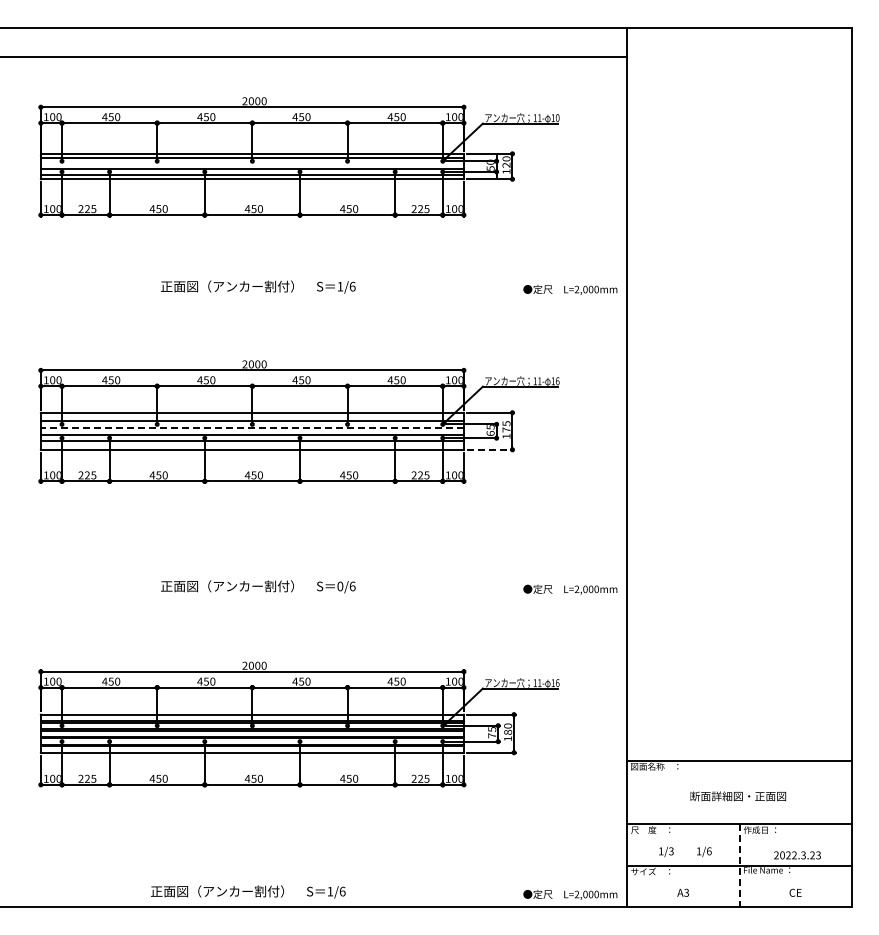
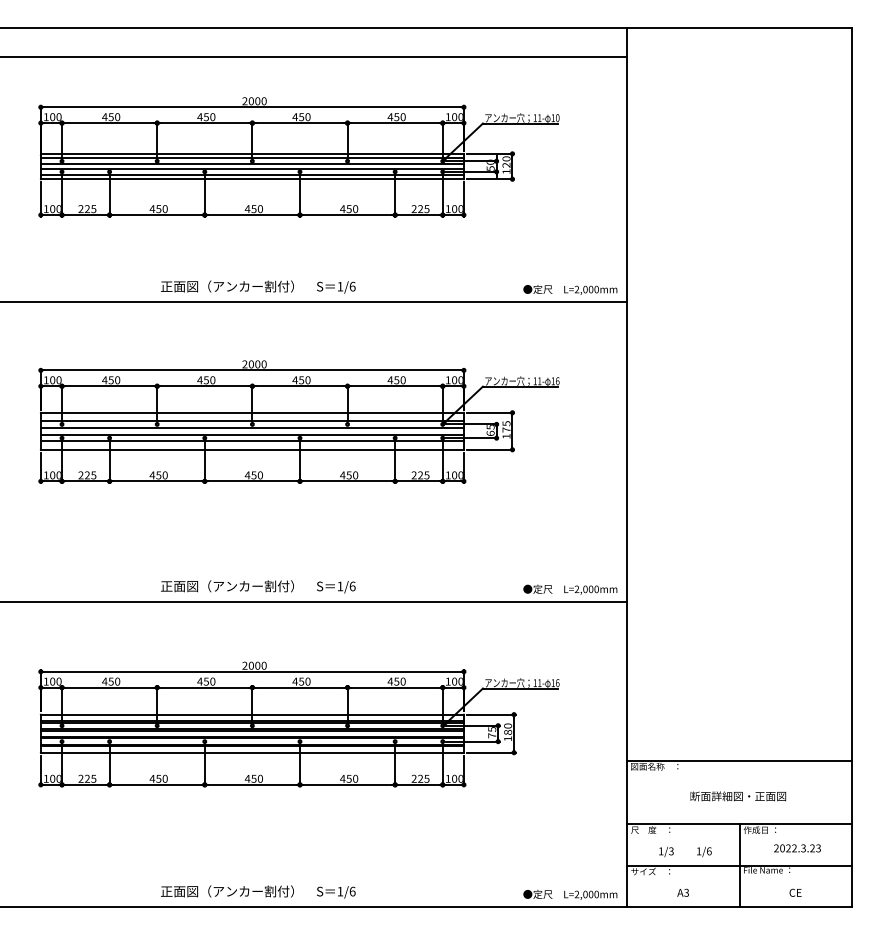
line: none -> present (251, 164)
line: none -> present (314, 302)
line: dashed -> solid (252, 427)
line: dashed -> solid (491, 449)
text: 0/6 -> 1/6 (340, 586)
line: none -> present (314, 601)
text position: (797, 855) -> (797, 848) (797, 848)
line: dashed -> solid (739, 866)
text position: (248, 891) -> (258, 891) (258, 891)
